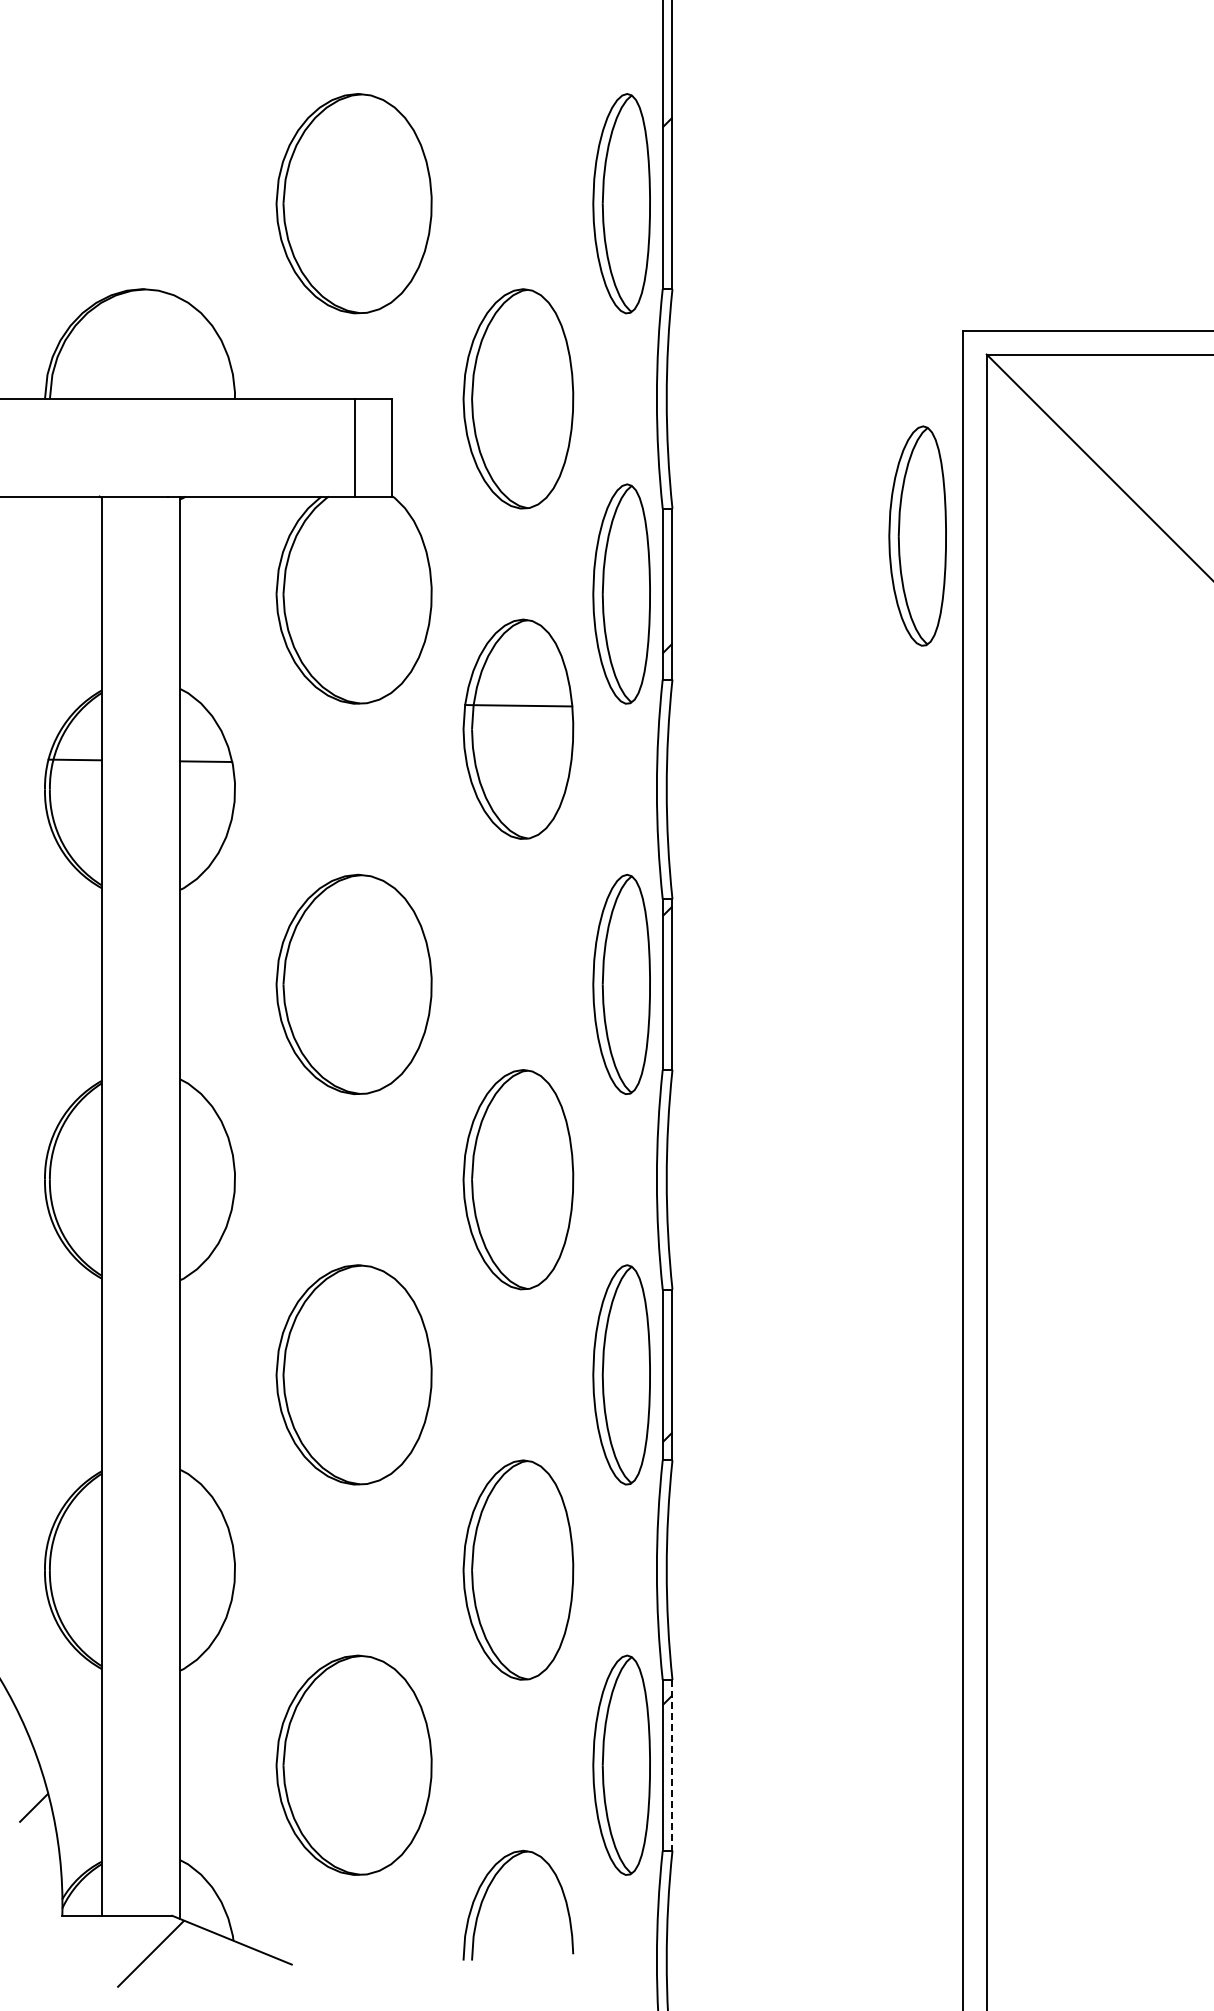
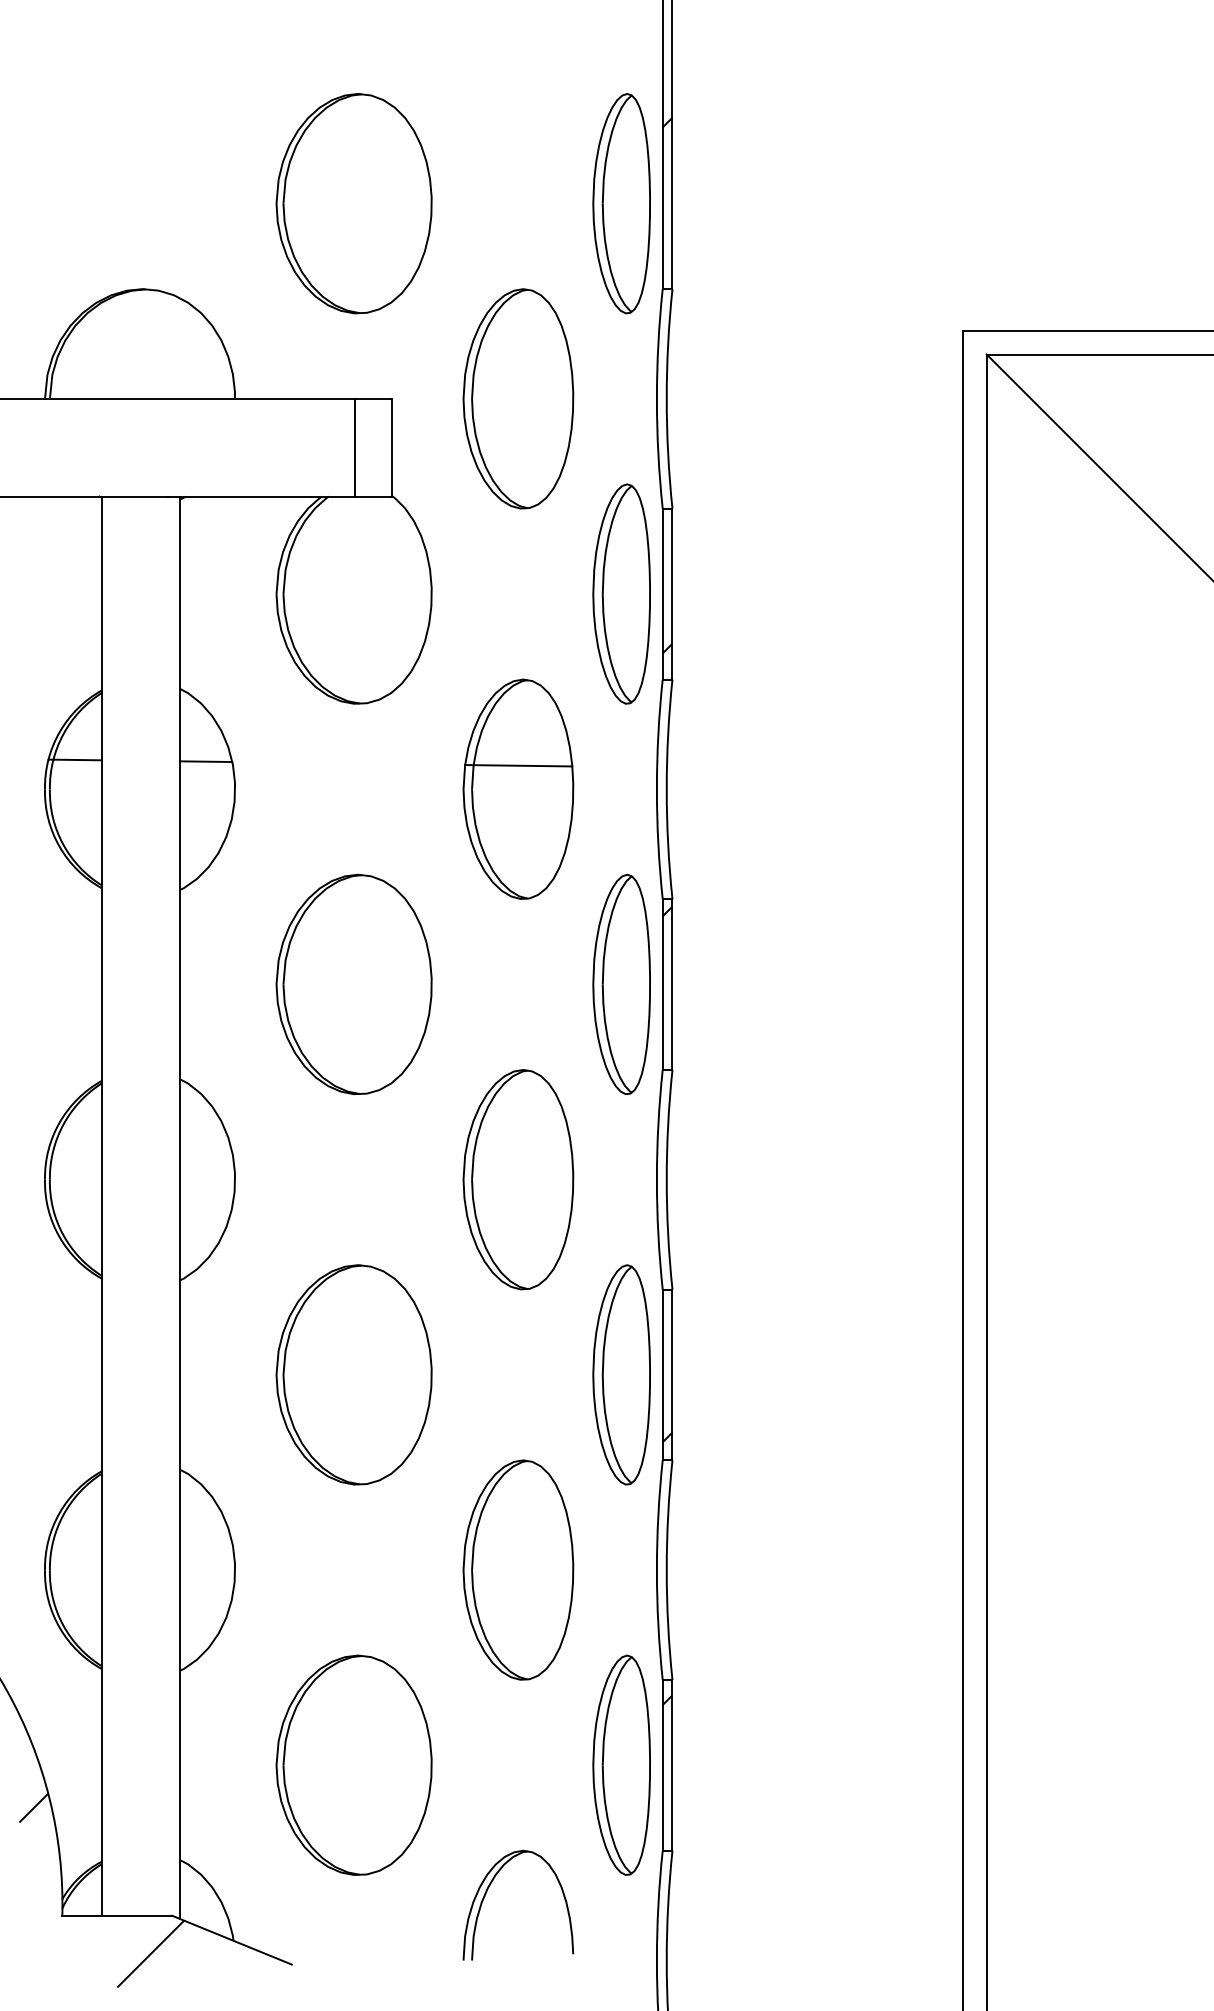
part: present -> none (917, 535)
part position: (518, 728) -> (518, 788) (518, 788)
line: dashed -> solid (672, 1765)
